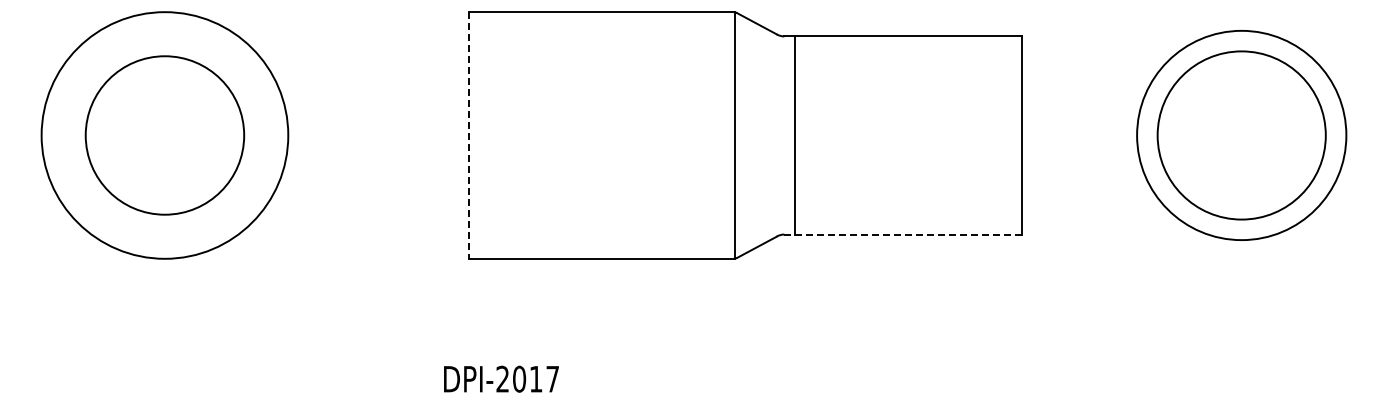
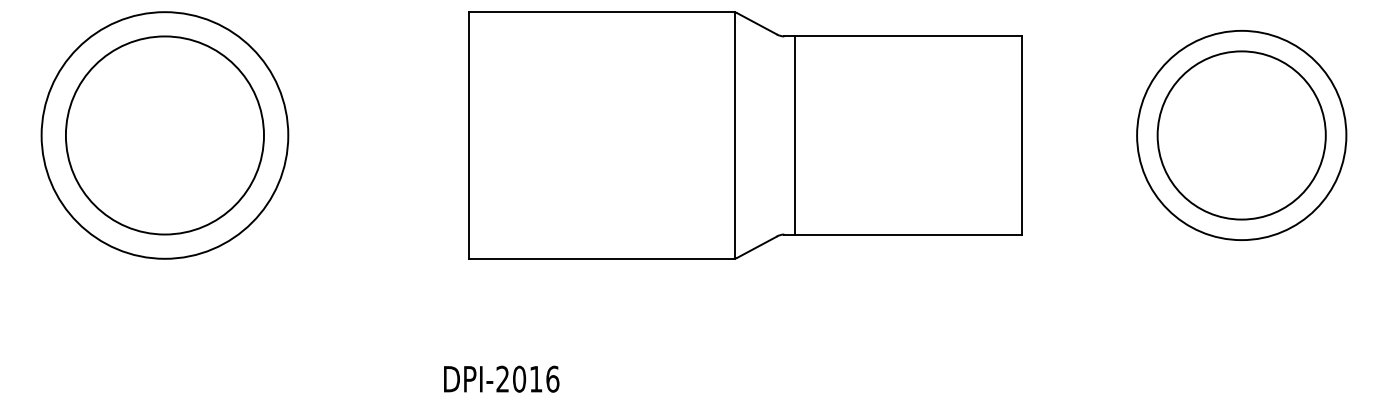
circle diameter: 158 px -> 198 px (164, 135)
line: dashed -> solid (469, 135)
line: dashed -> solid (902, 234)
text: DPI-2017 -> DPI-2016 (552, 378)
